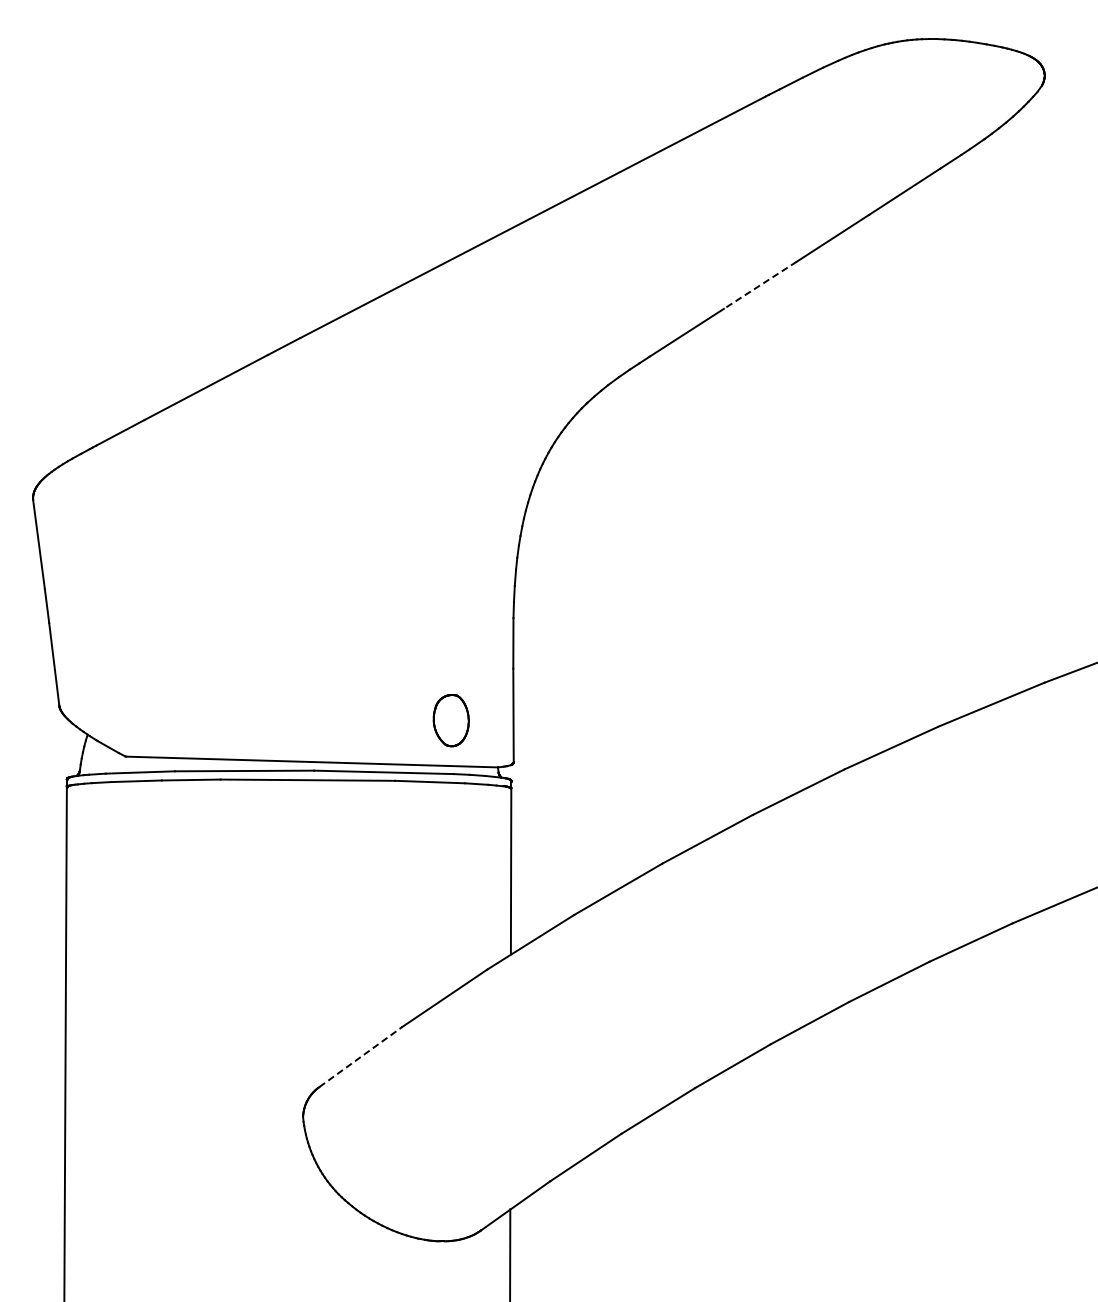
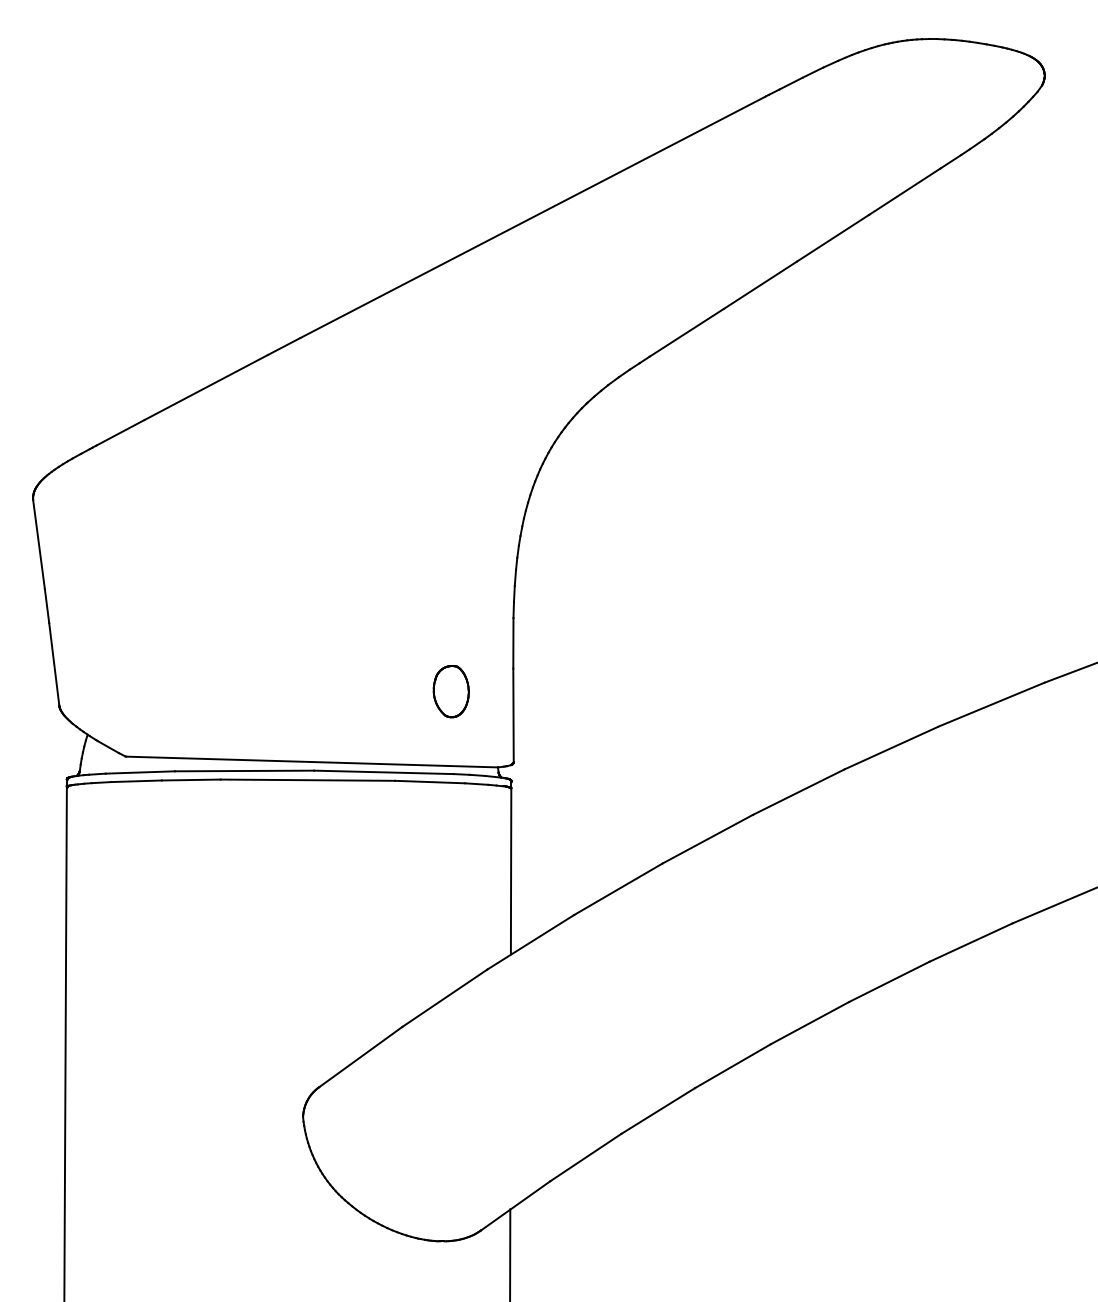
line: dashed -> solid (759, 285)
part position: (450, 720) -> (450, 691) (450, 691)
line: dashed -> solid (361, 1056)
